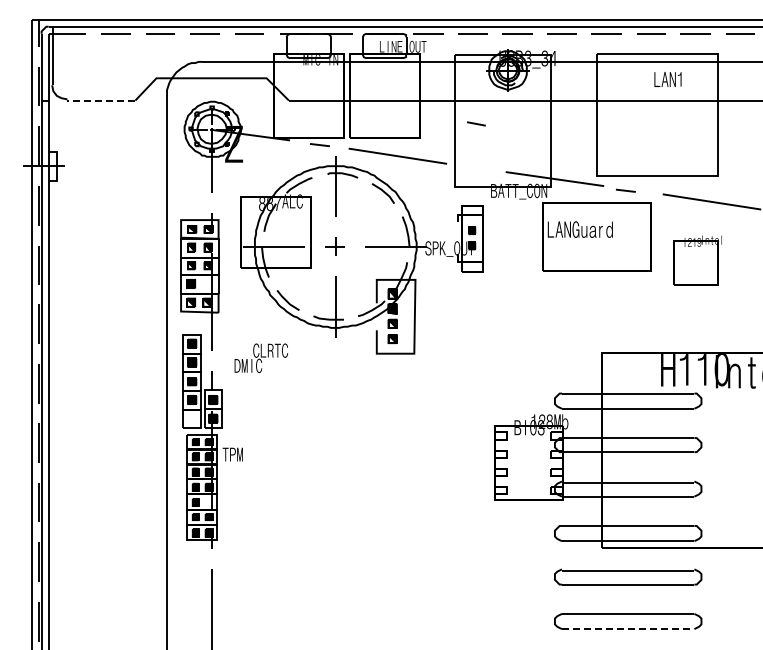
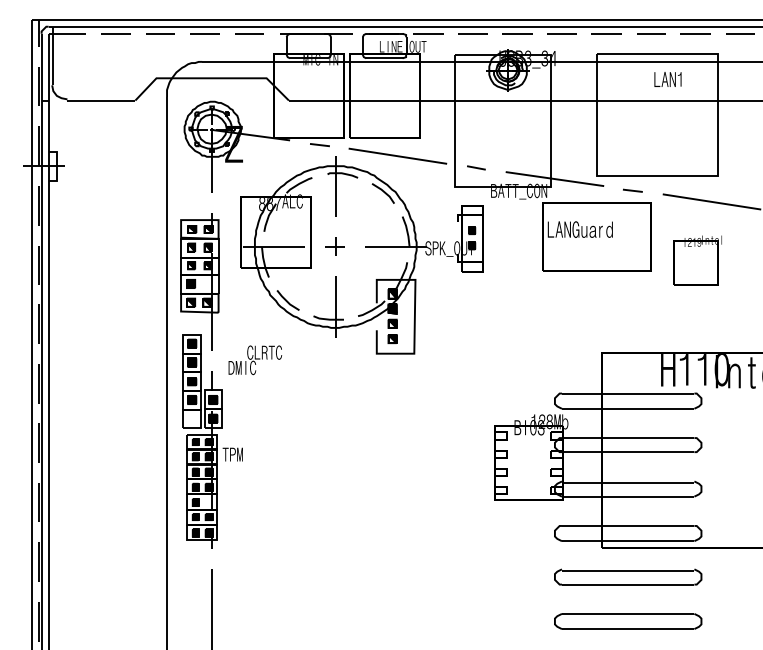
line: dashed -> solid (101, 100)
line position: (476, 123) -> (476, 167) (476, 167)
line position: (625, 190) -> (632, 190) (632, 190)
text position: (261, 358) -> (255, 360) (255, 360)
line: dashed -> solid (628, 629)
